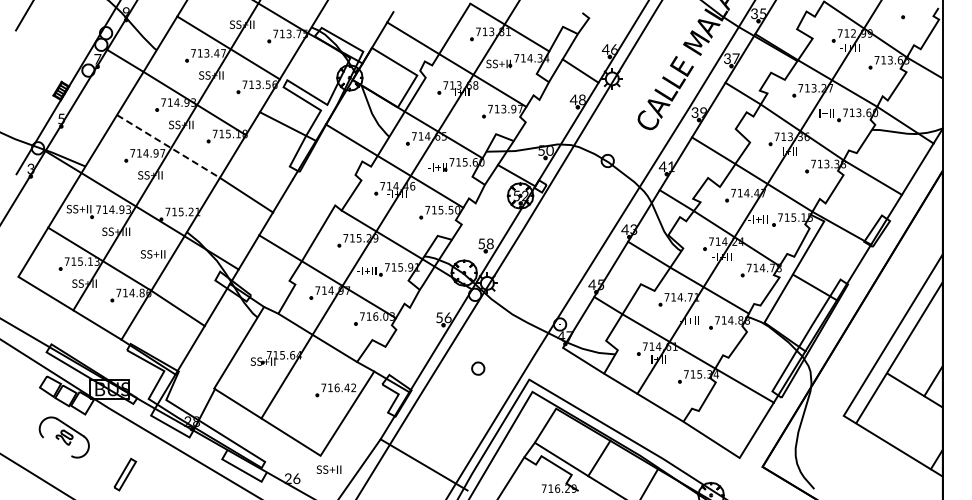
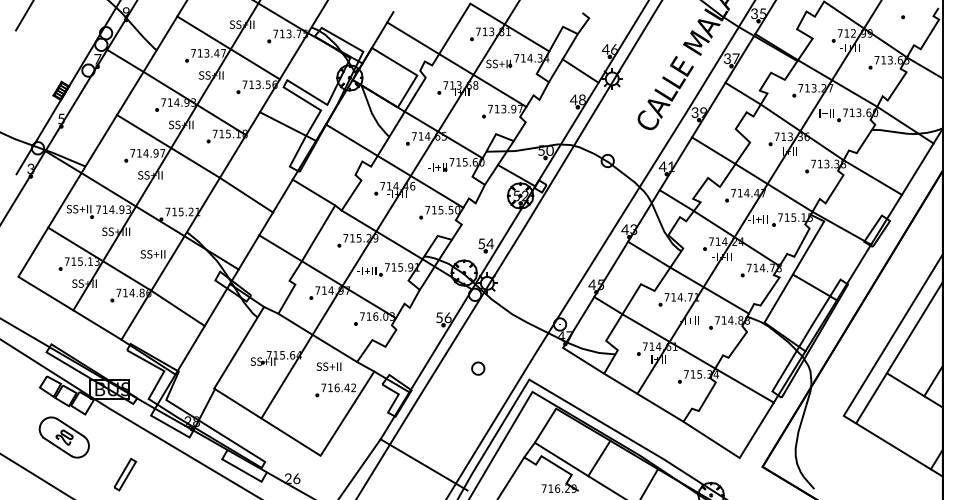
line: dashed -> solid (168, 146)
line: none -> present (313, 192)
text: 58 -> 54 (490, 243)
line: none -> present (57, 446)
text position: (328, 469) -> (328, 366) (328, 366)
